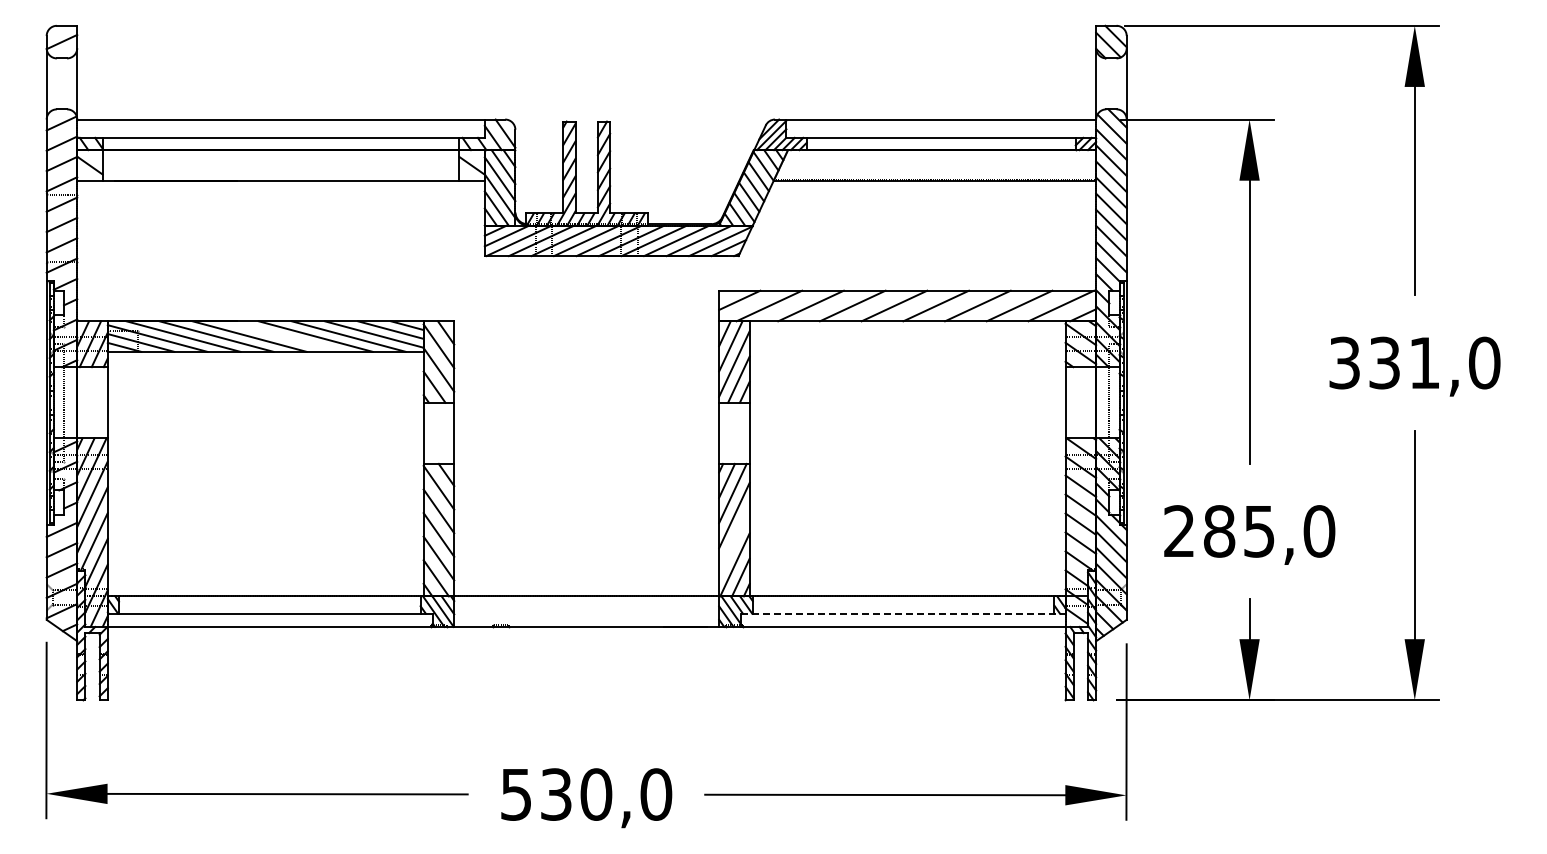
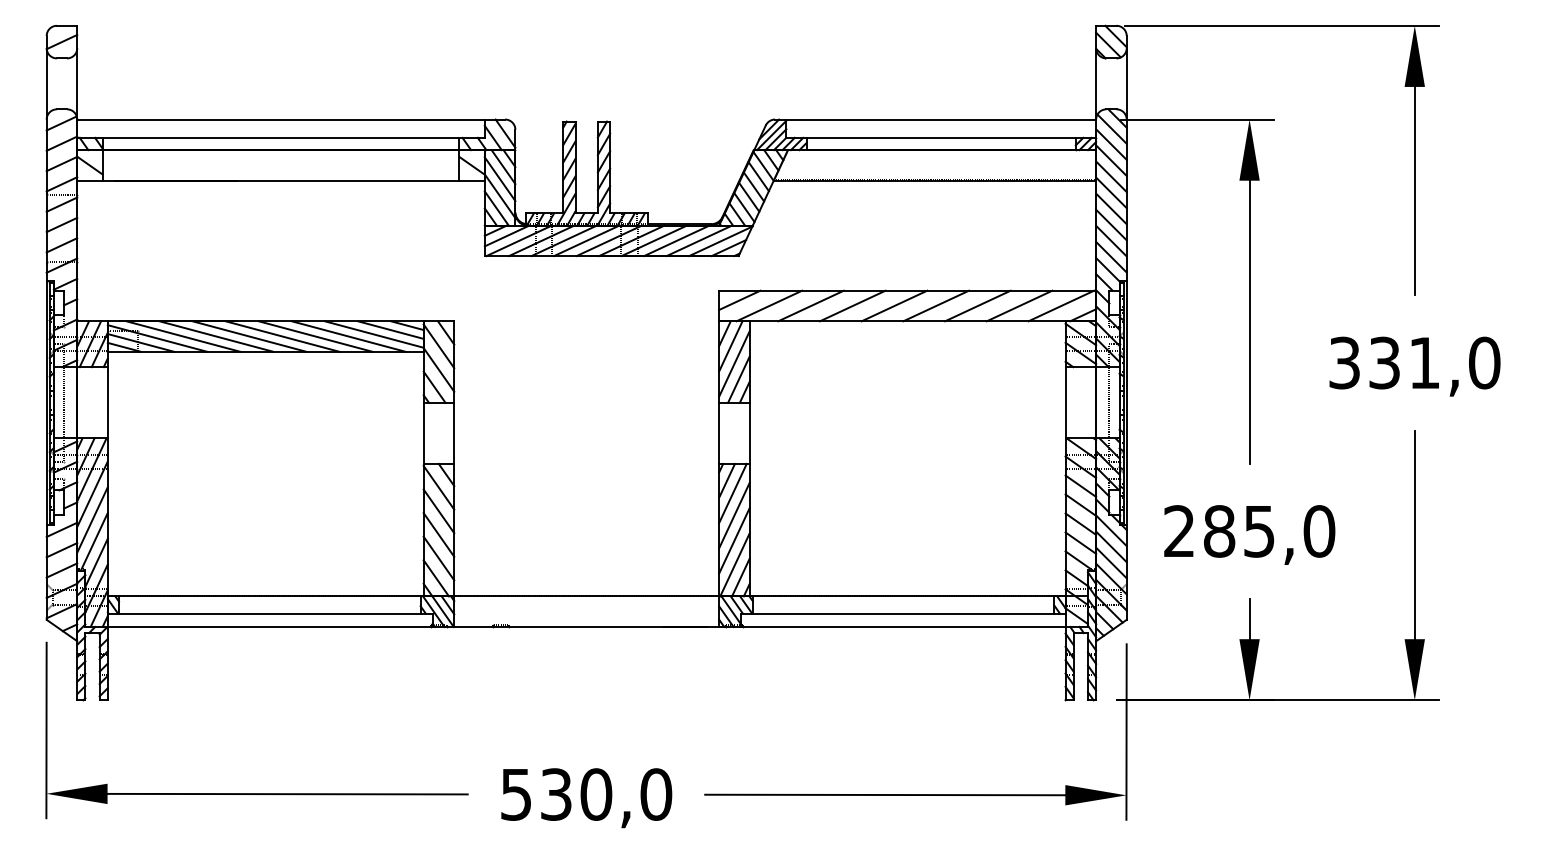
line: none -> present (282, 336)
line: none -> present (734, 540)
line: dashed -> solid (903, 613)
